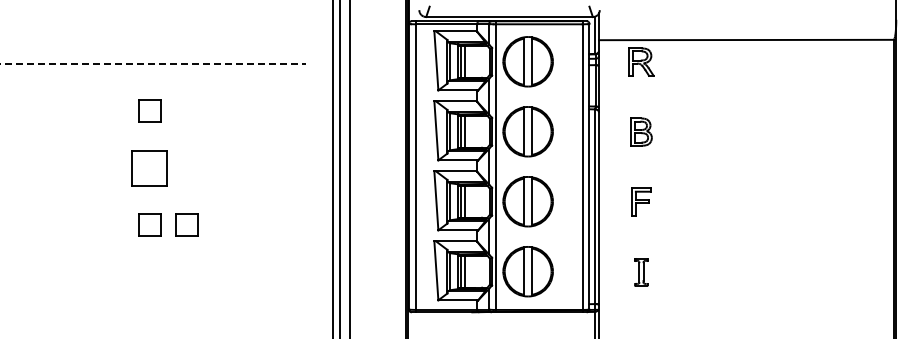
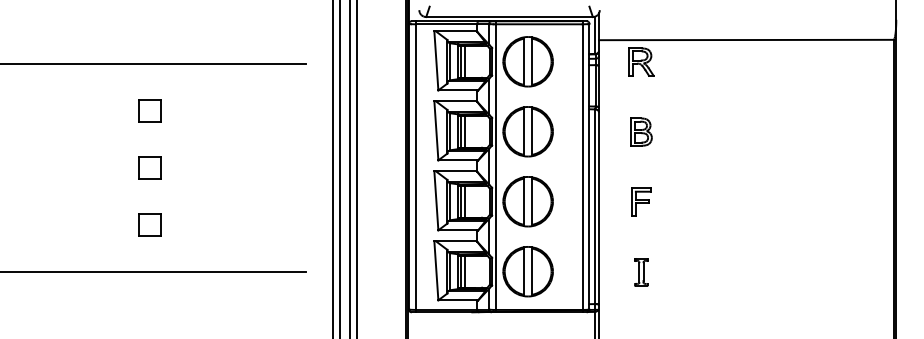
line: dashed -> solid (153, 64)
part size: 37x37 px -> 24x24 px (149, 167)
line: none -> present (356, 168)
part: present -> none (186, 224)
line: none -> present (153, 272)
